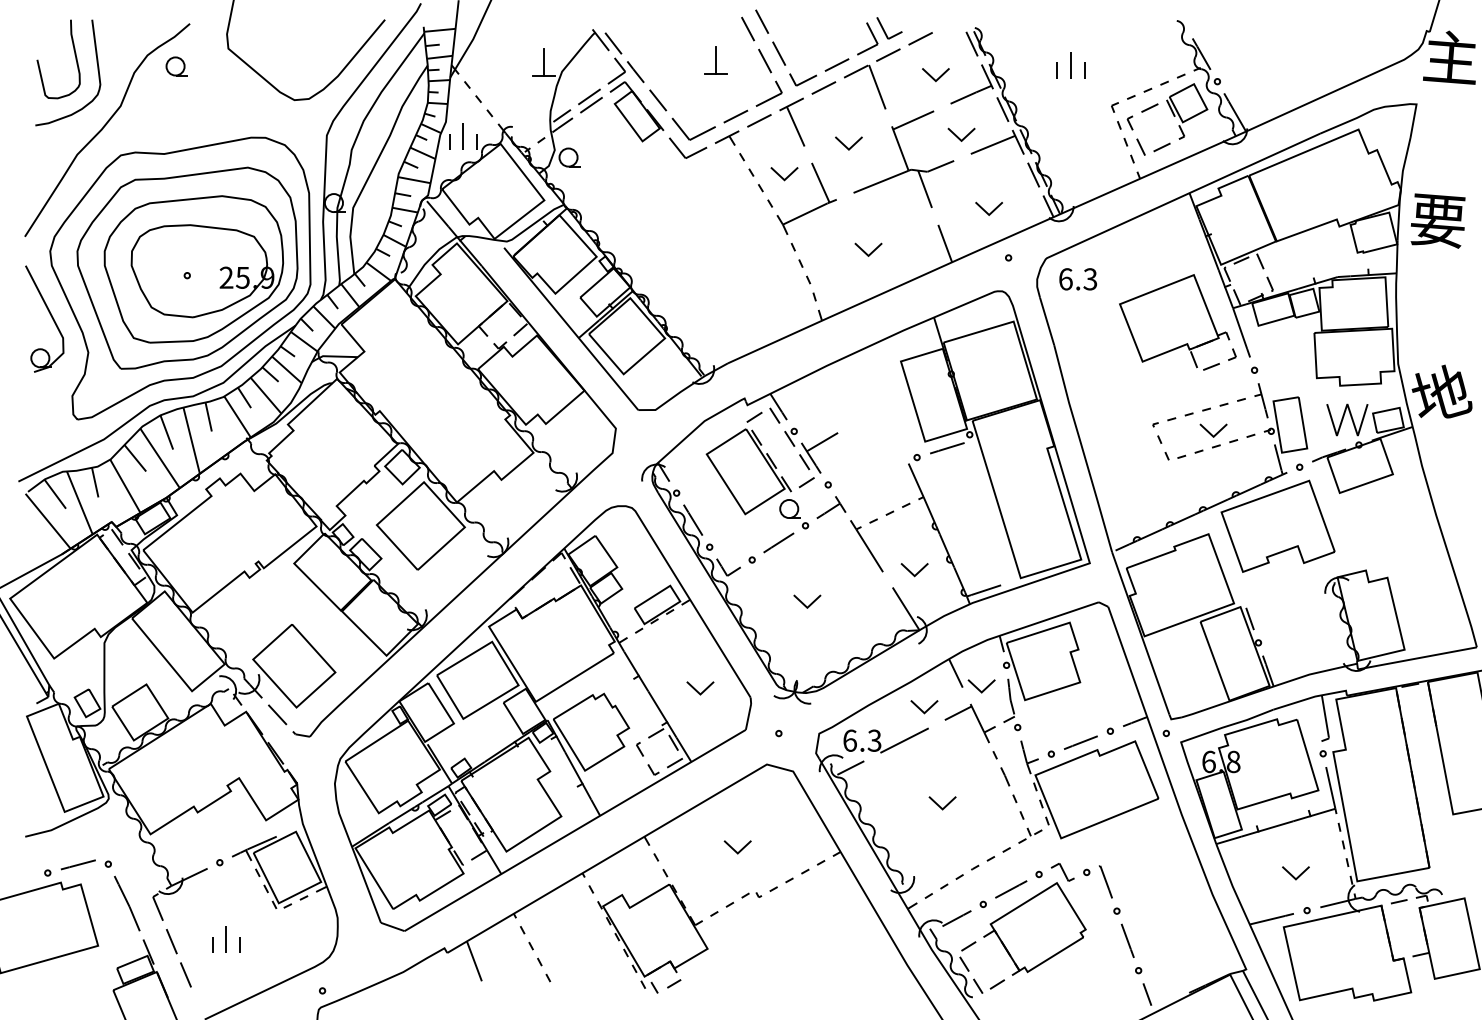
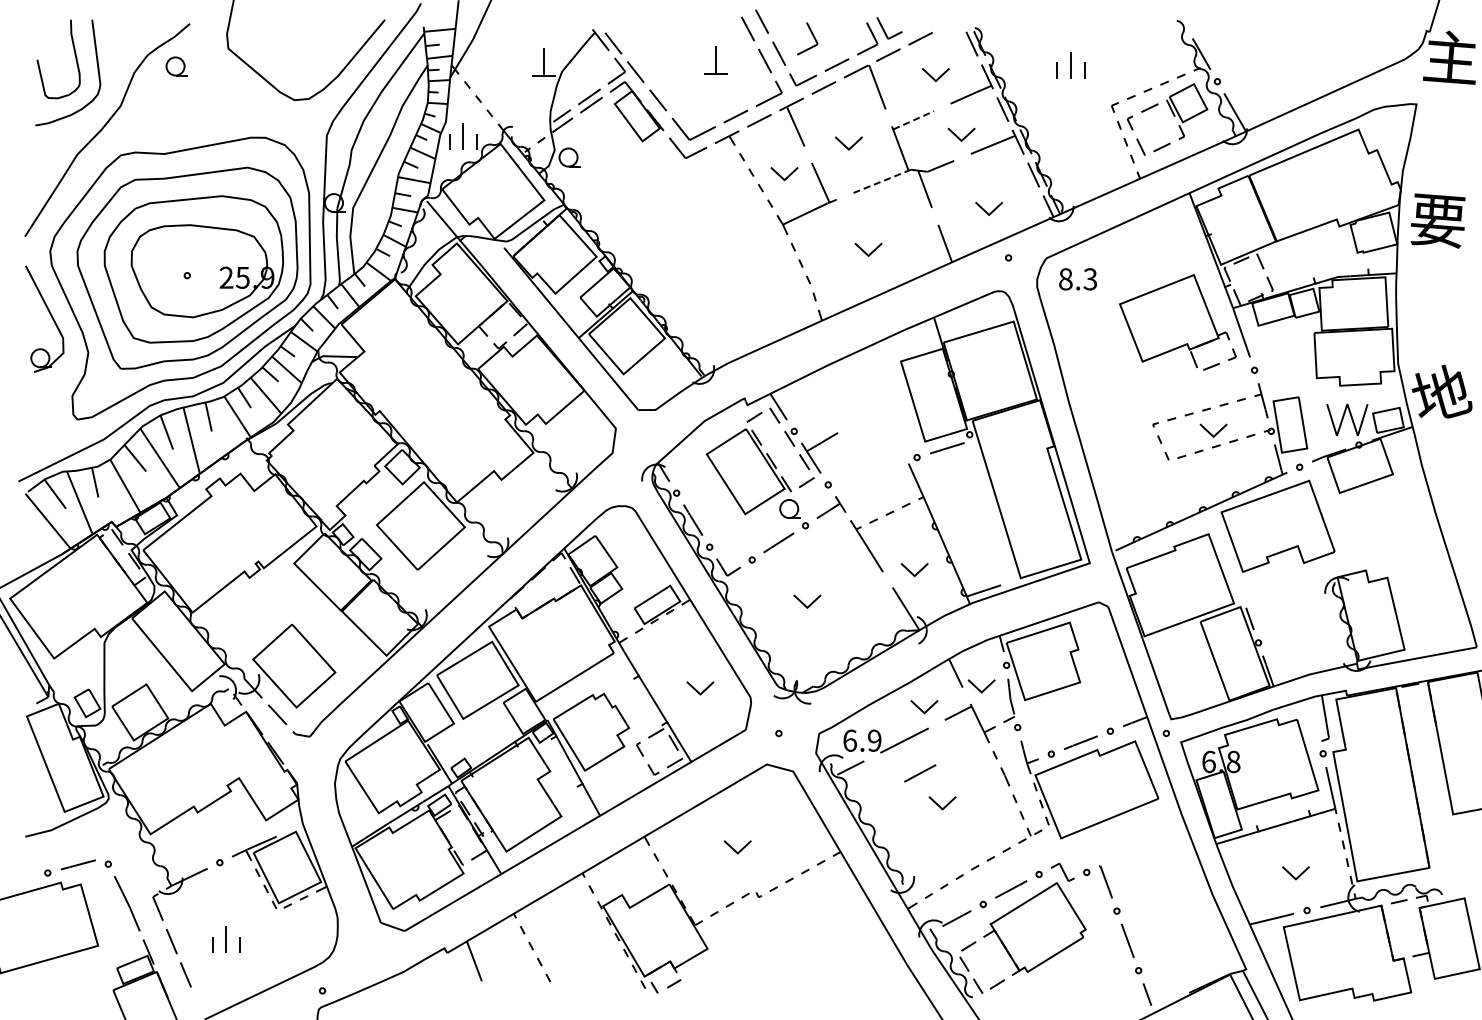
part: none -> present (807, 38)
line: solid -> dashed (914, 120)
line: solid -> dashed (881, 181)
text: 6.3 -> 8.3 (1065, 279)
text: 6.3 -> 6.9 (874, 740)
line: none -> present (920, 773)
